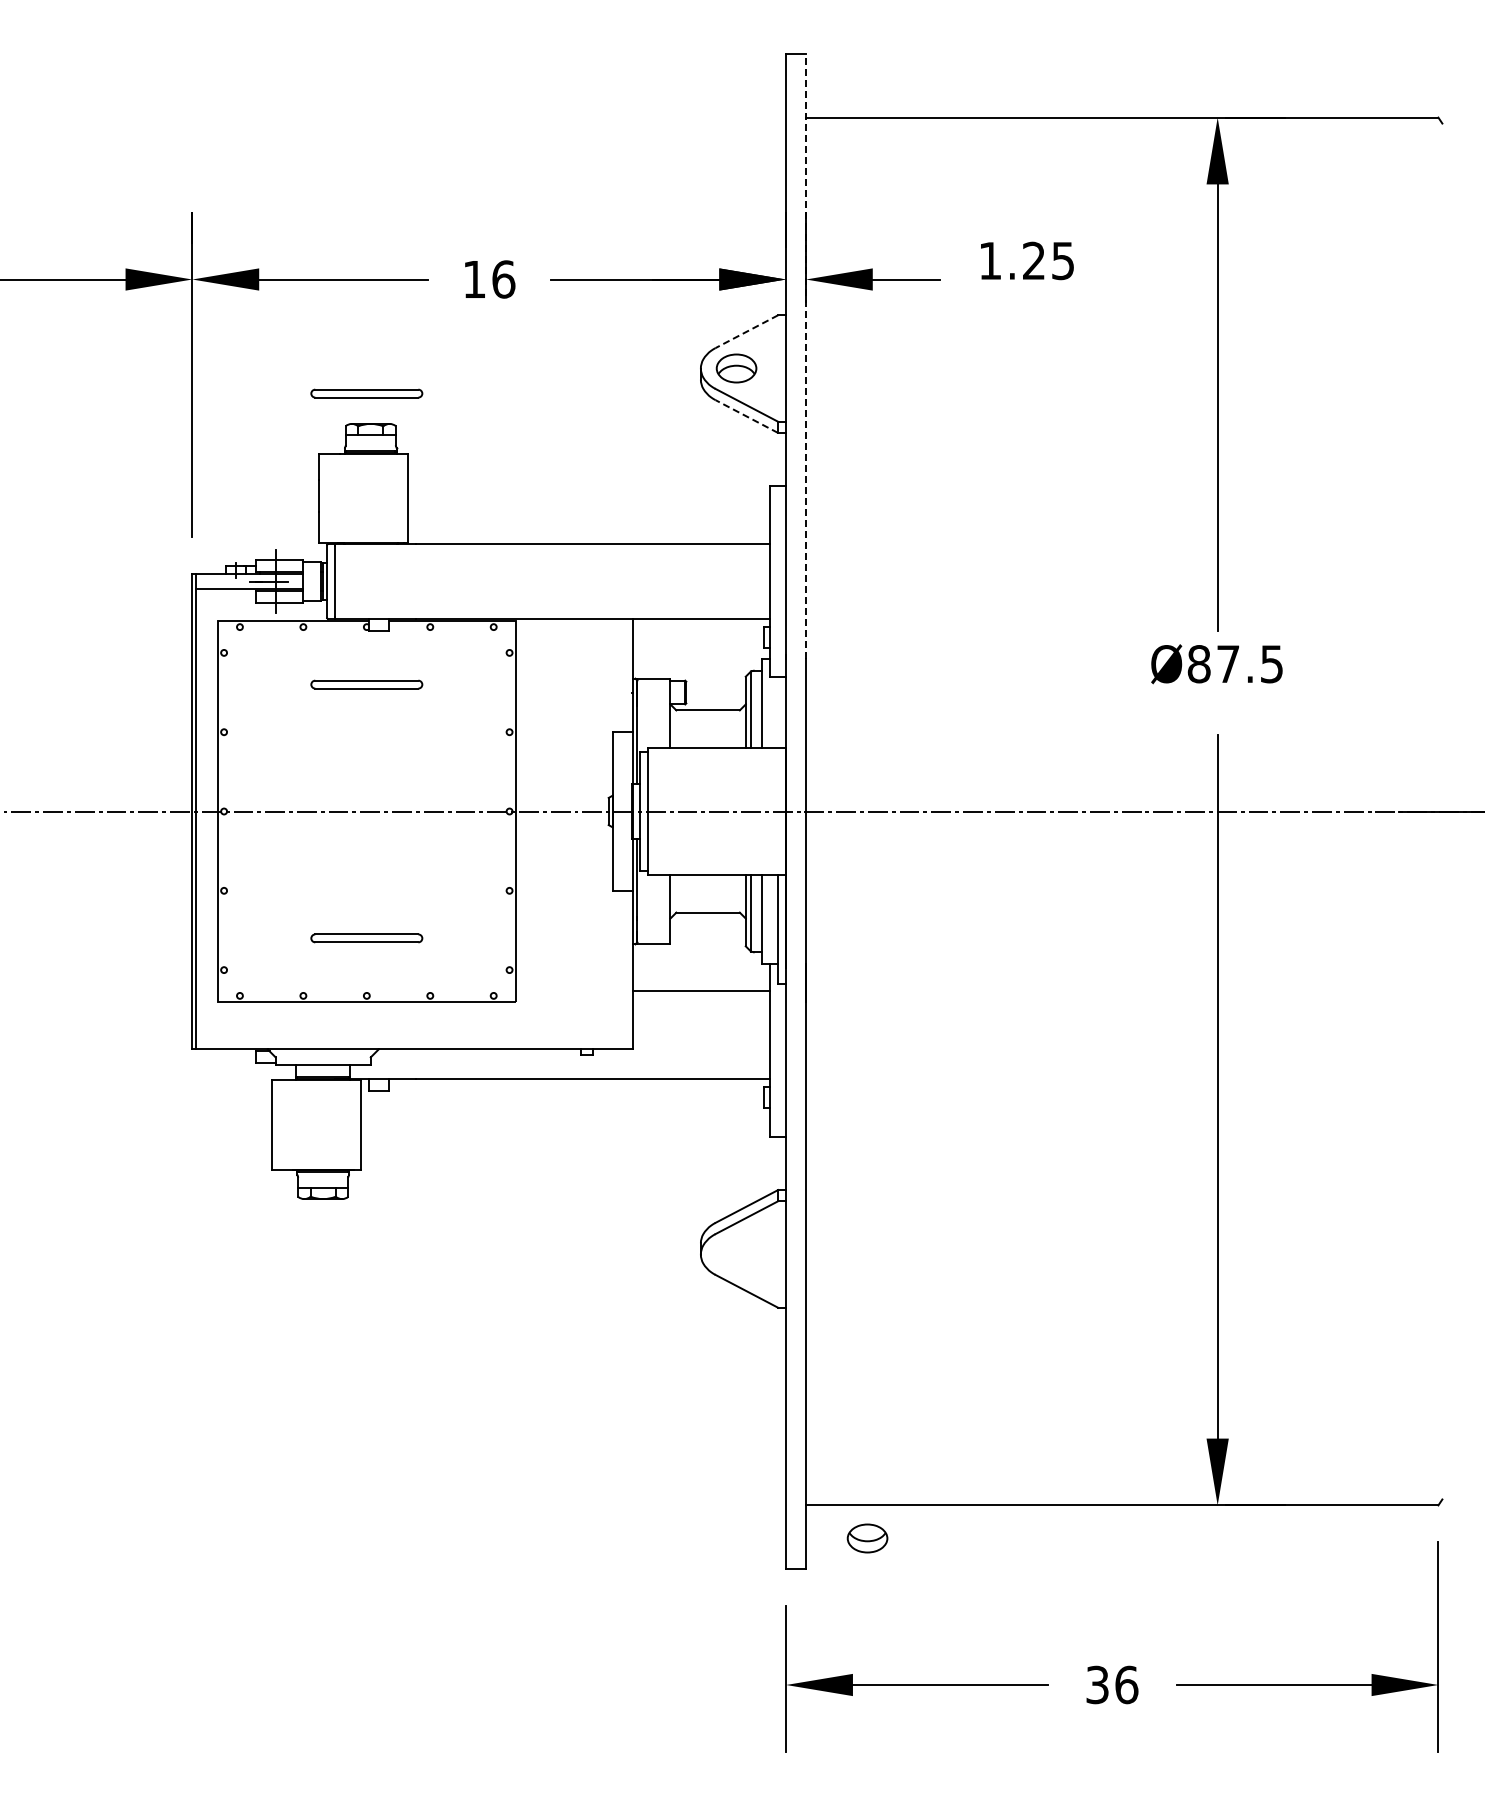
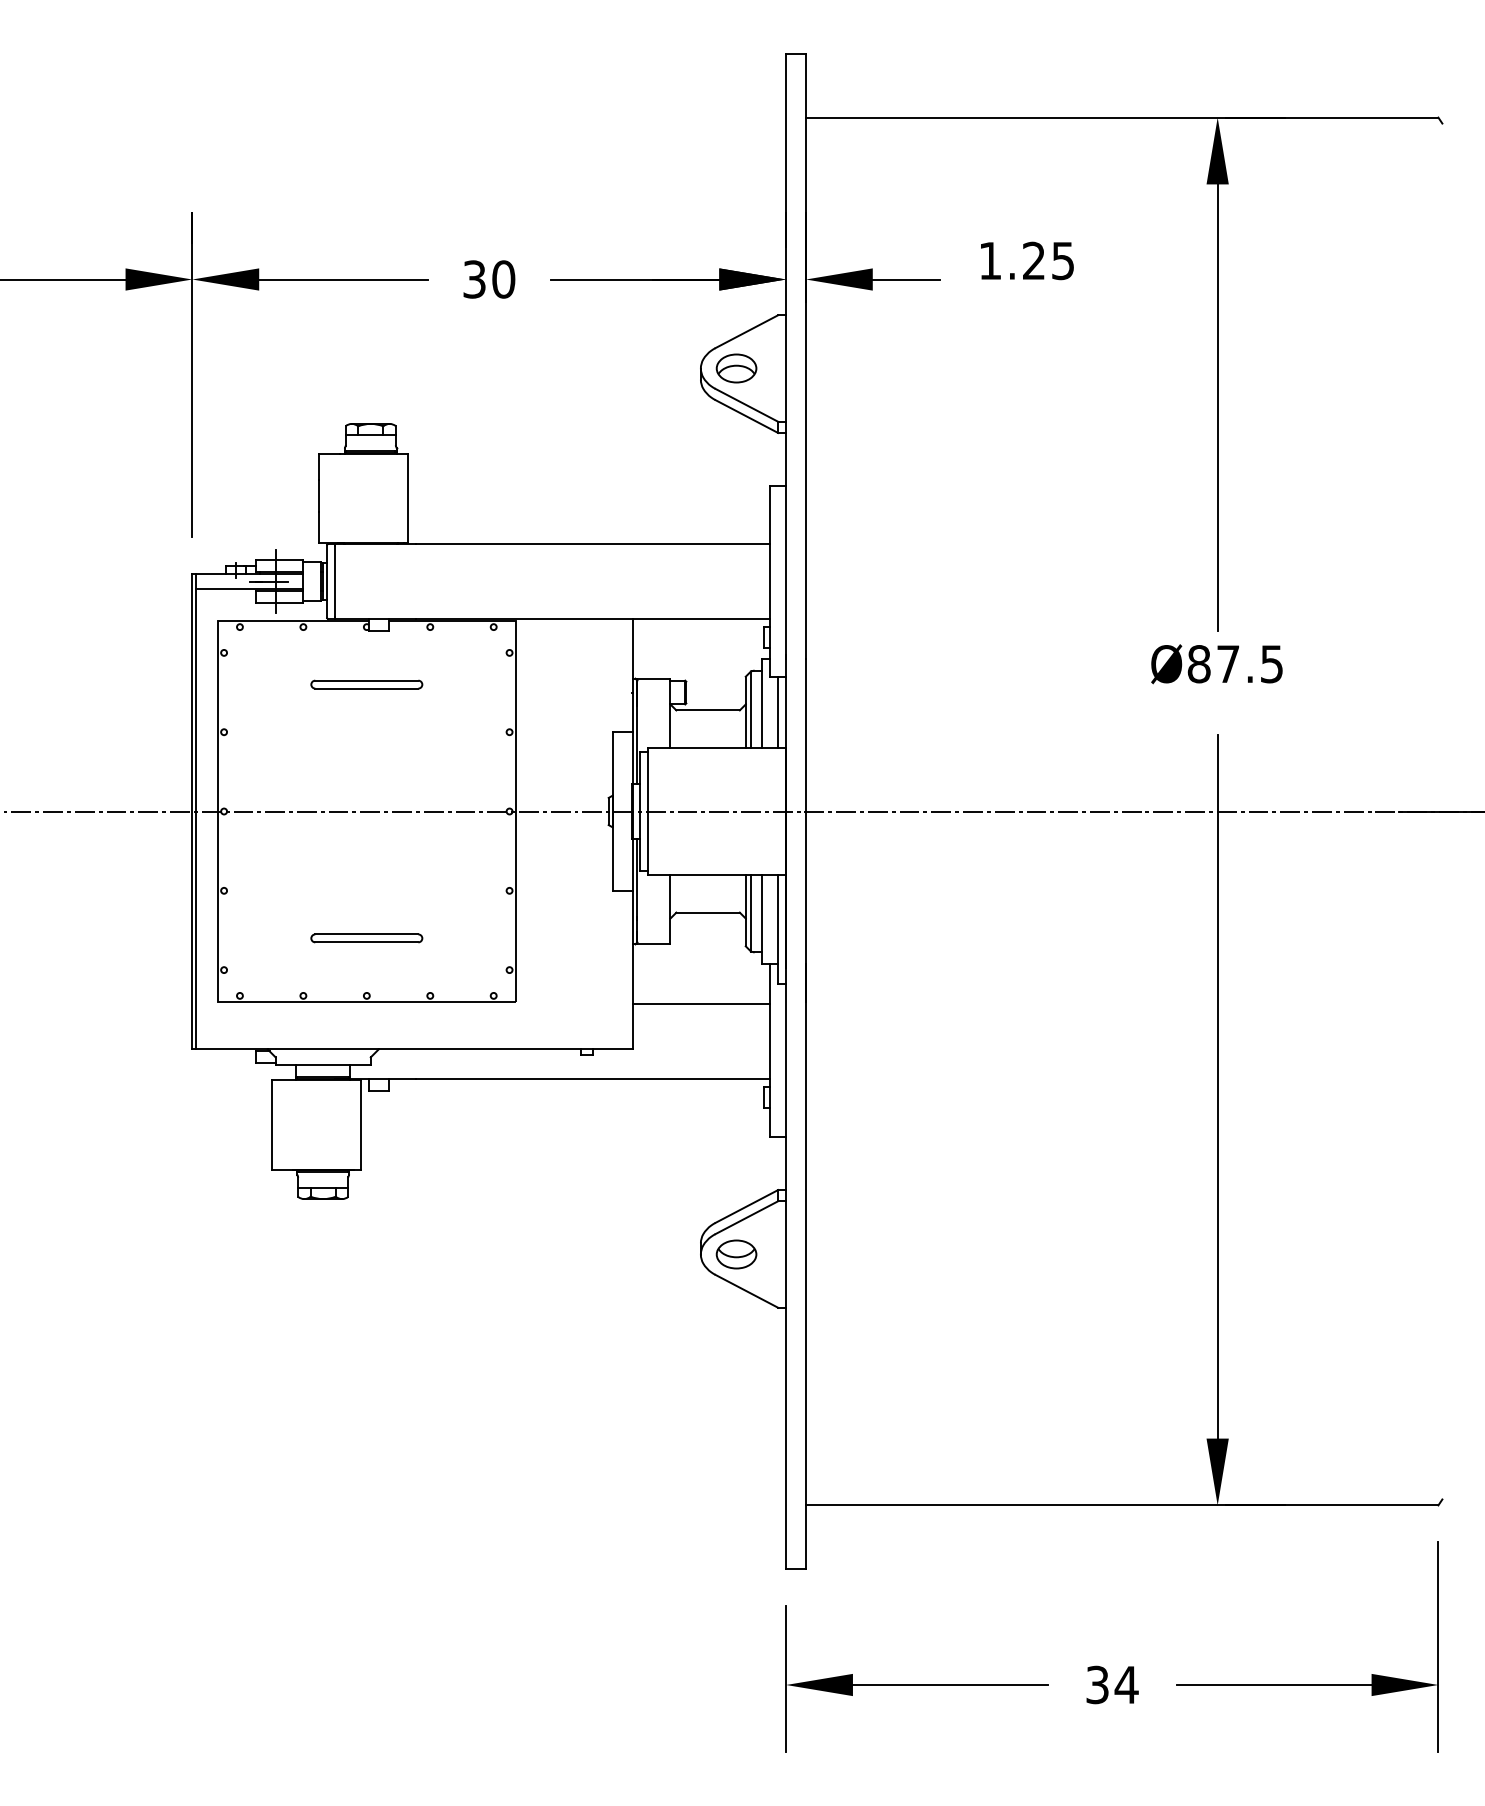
text: 16 -> 30 (489, 279)
line: dashed -> solid (746, 331)
line: dashed -> solid (805, 356)
part: present -> none (366, 393)
line: dashed -> solid (746, 416)
line: none -> present (778, 712)
line position: (701, 990) -> (701, 1003) (701, 1003)
part position: (867, 1538) -> (736, 1254) (736, 1254)
text: 36 -> 34 (1126, 1684)
